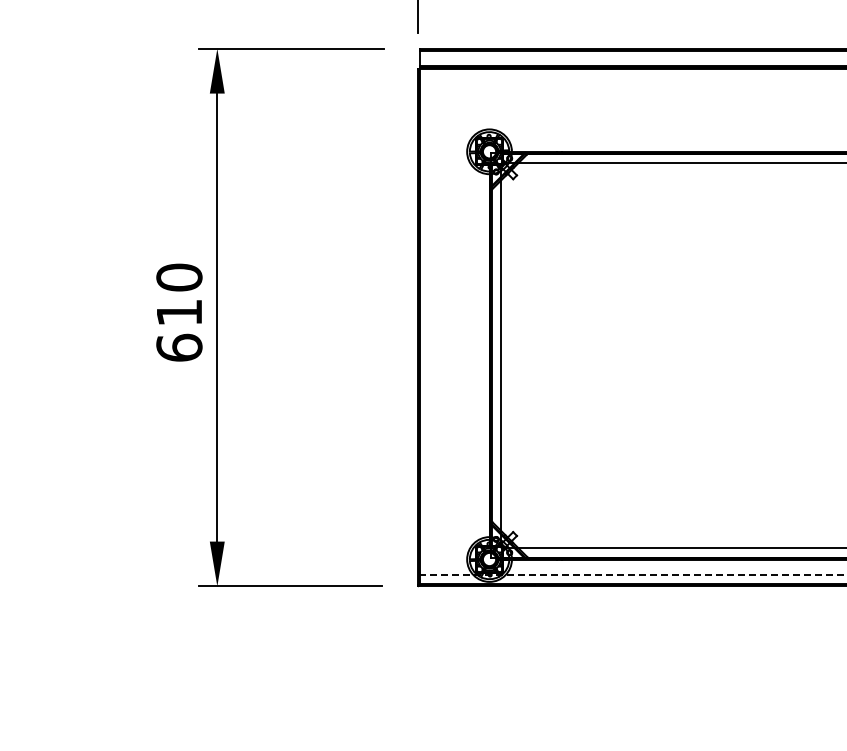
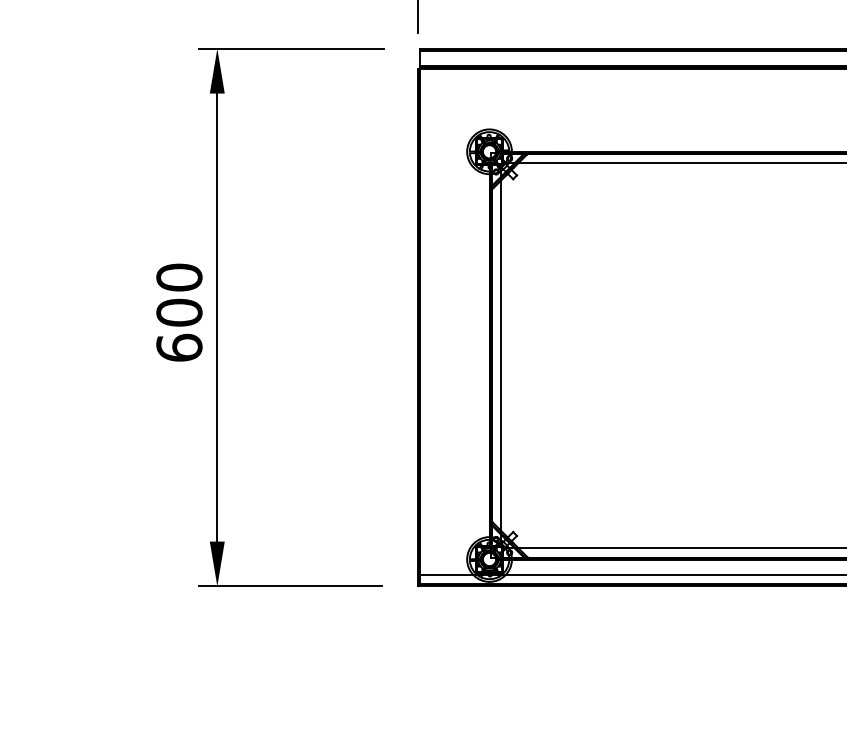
text: 610 -> 600 (179, 312)
line: dashed -> solid (633, 574)
